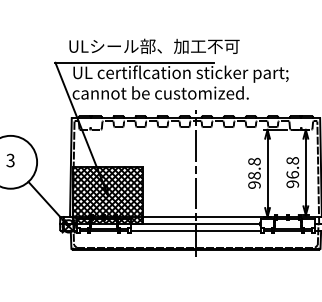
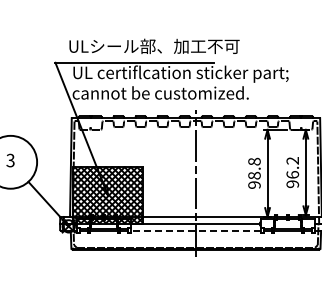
text: 96.8 -> 96.2 (292, 160)
line: solid -> dashed (195, 231)
